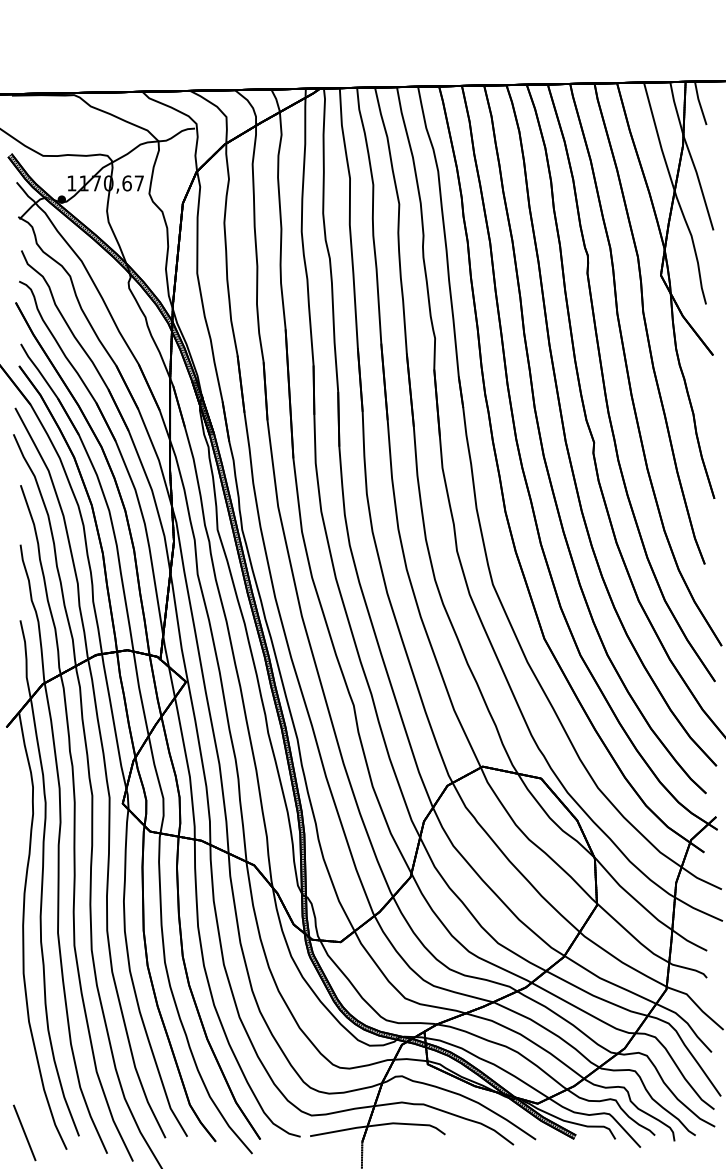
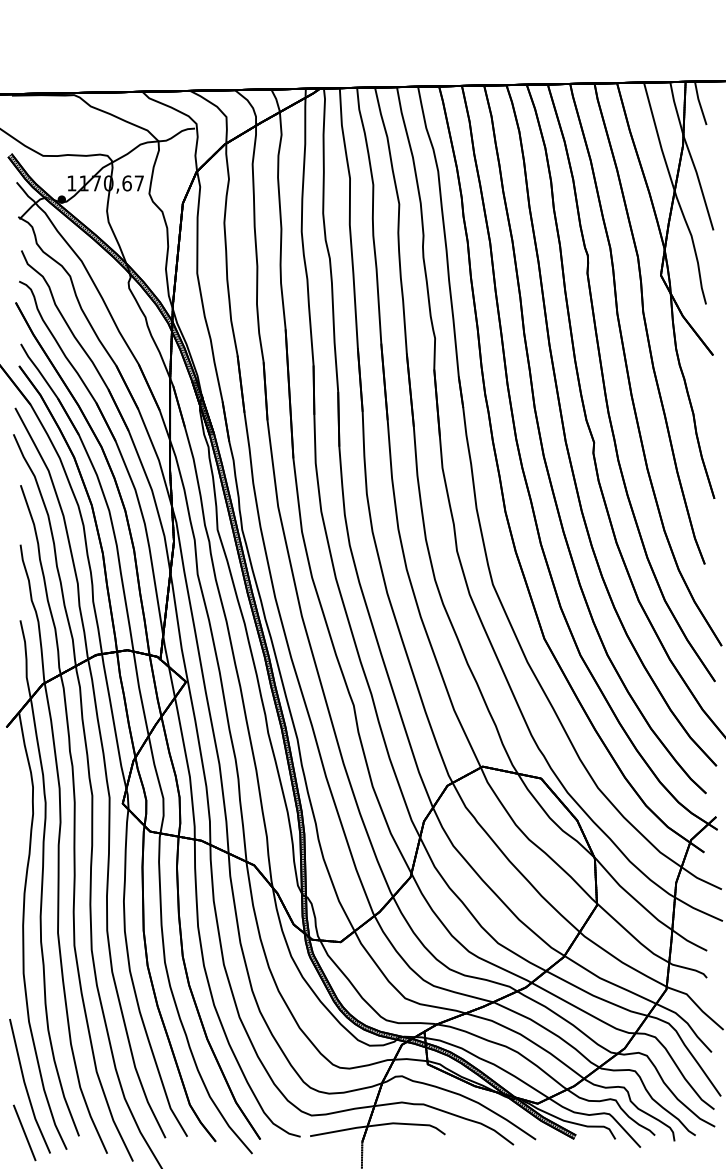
line: none -> present (26, 1085)
